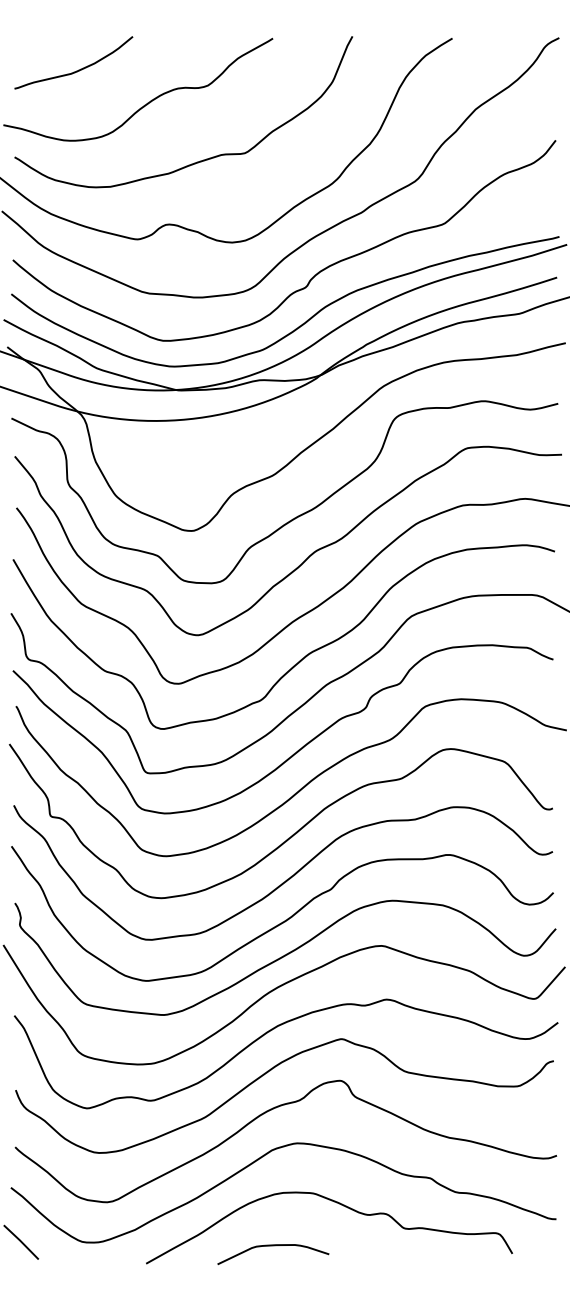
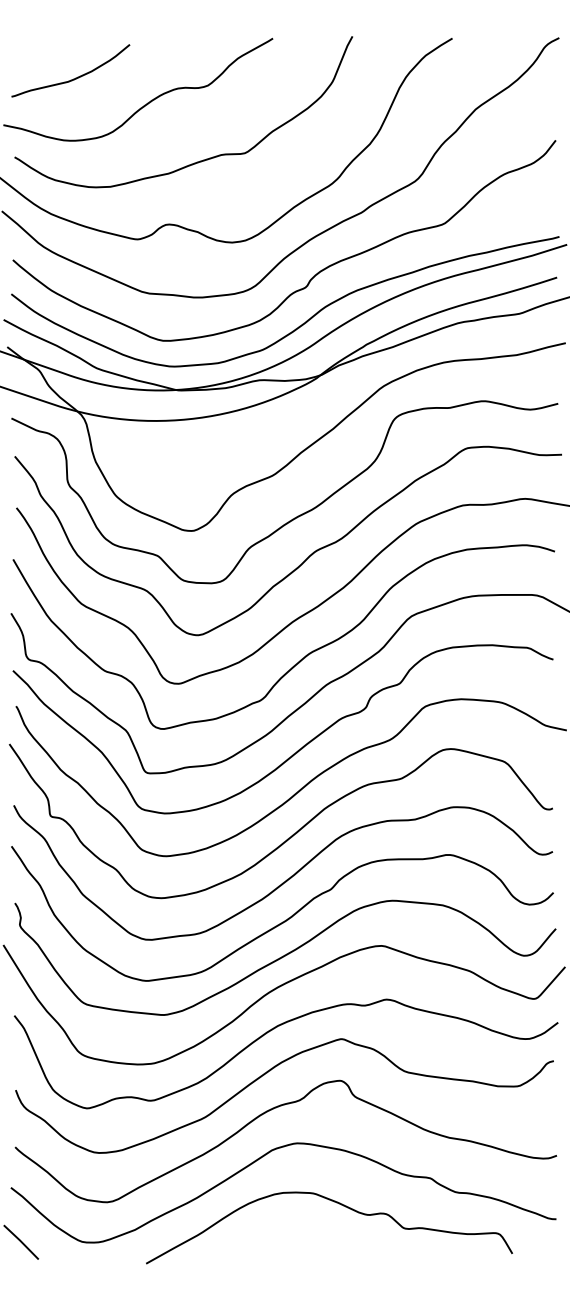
curve position: (76, 70) -> (73, 78) (73, 78)
curve: present -> none (273, 1246)
